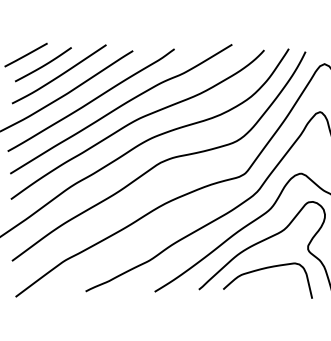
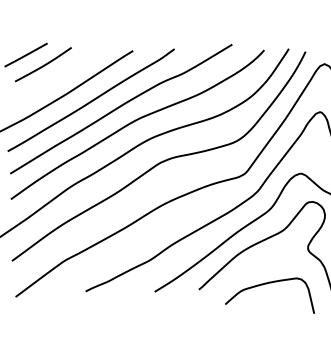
curve: present -> none (60, 74)
curve position: (265, 269) -> (267, 284) (267, 284)
